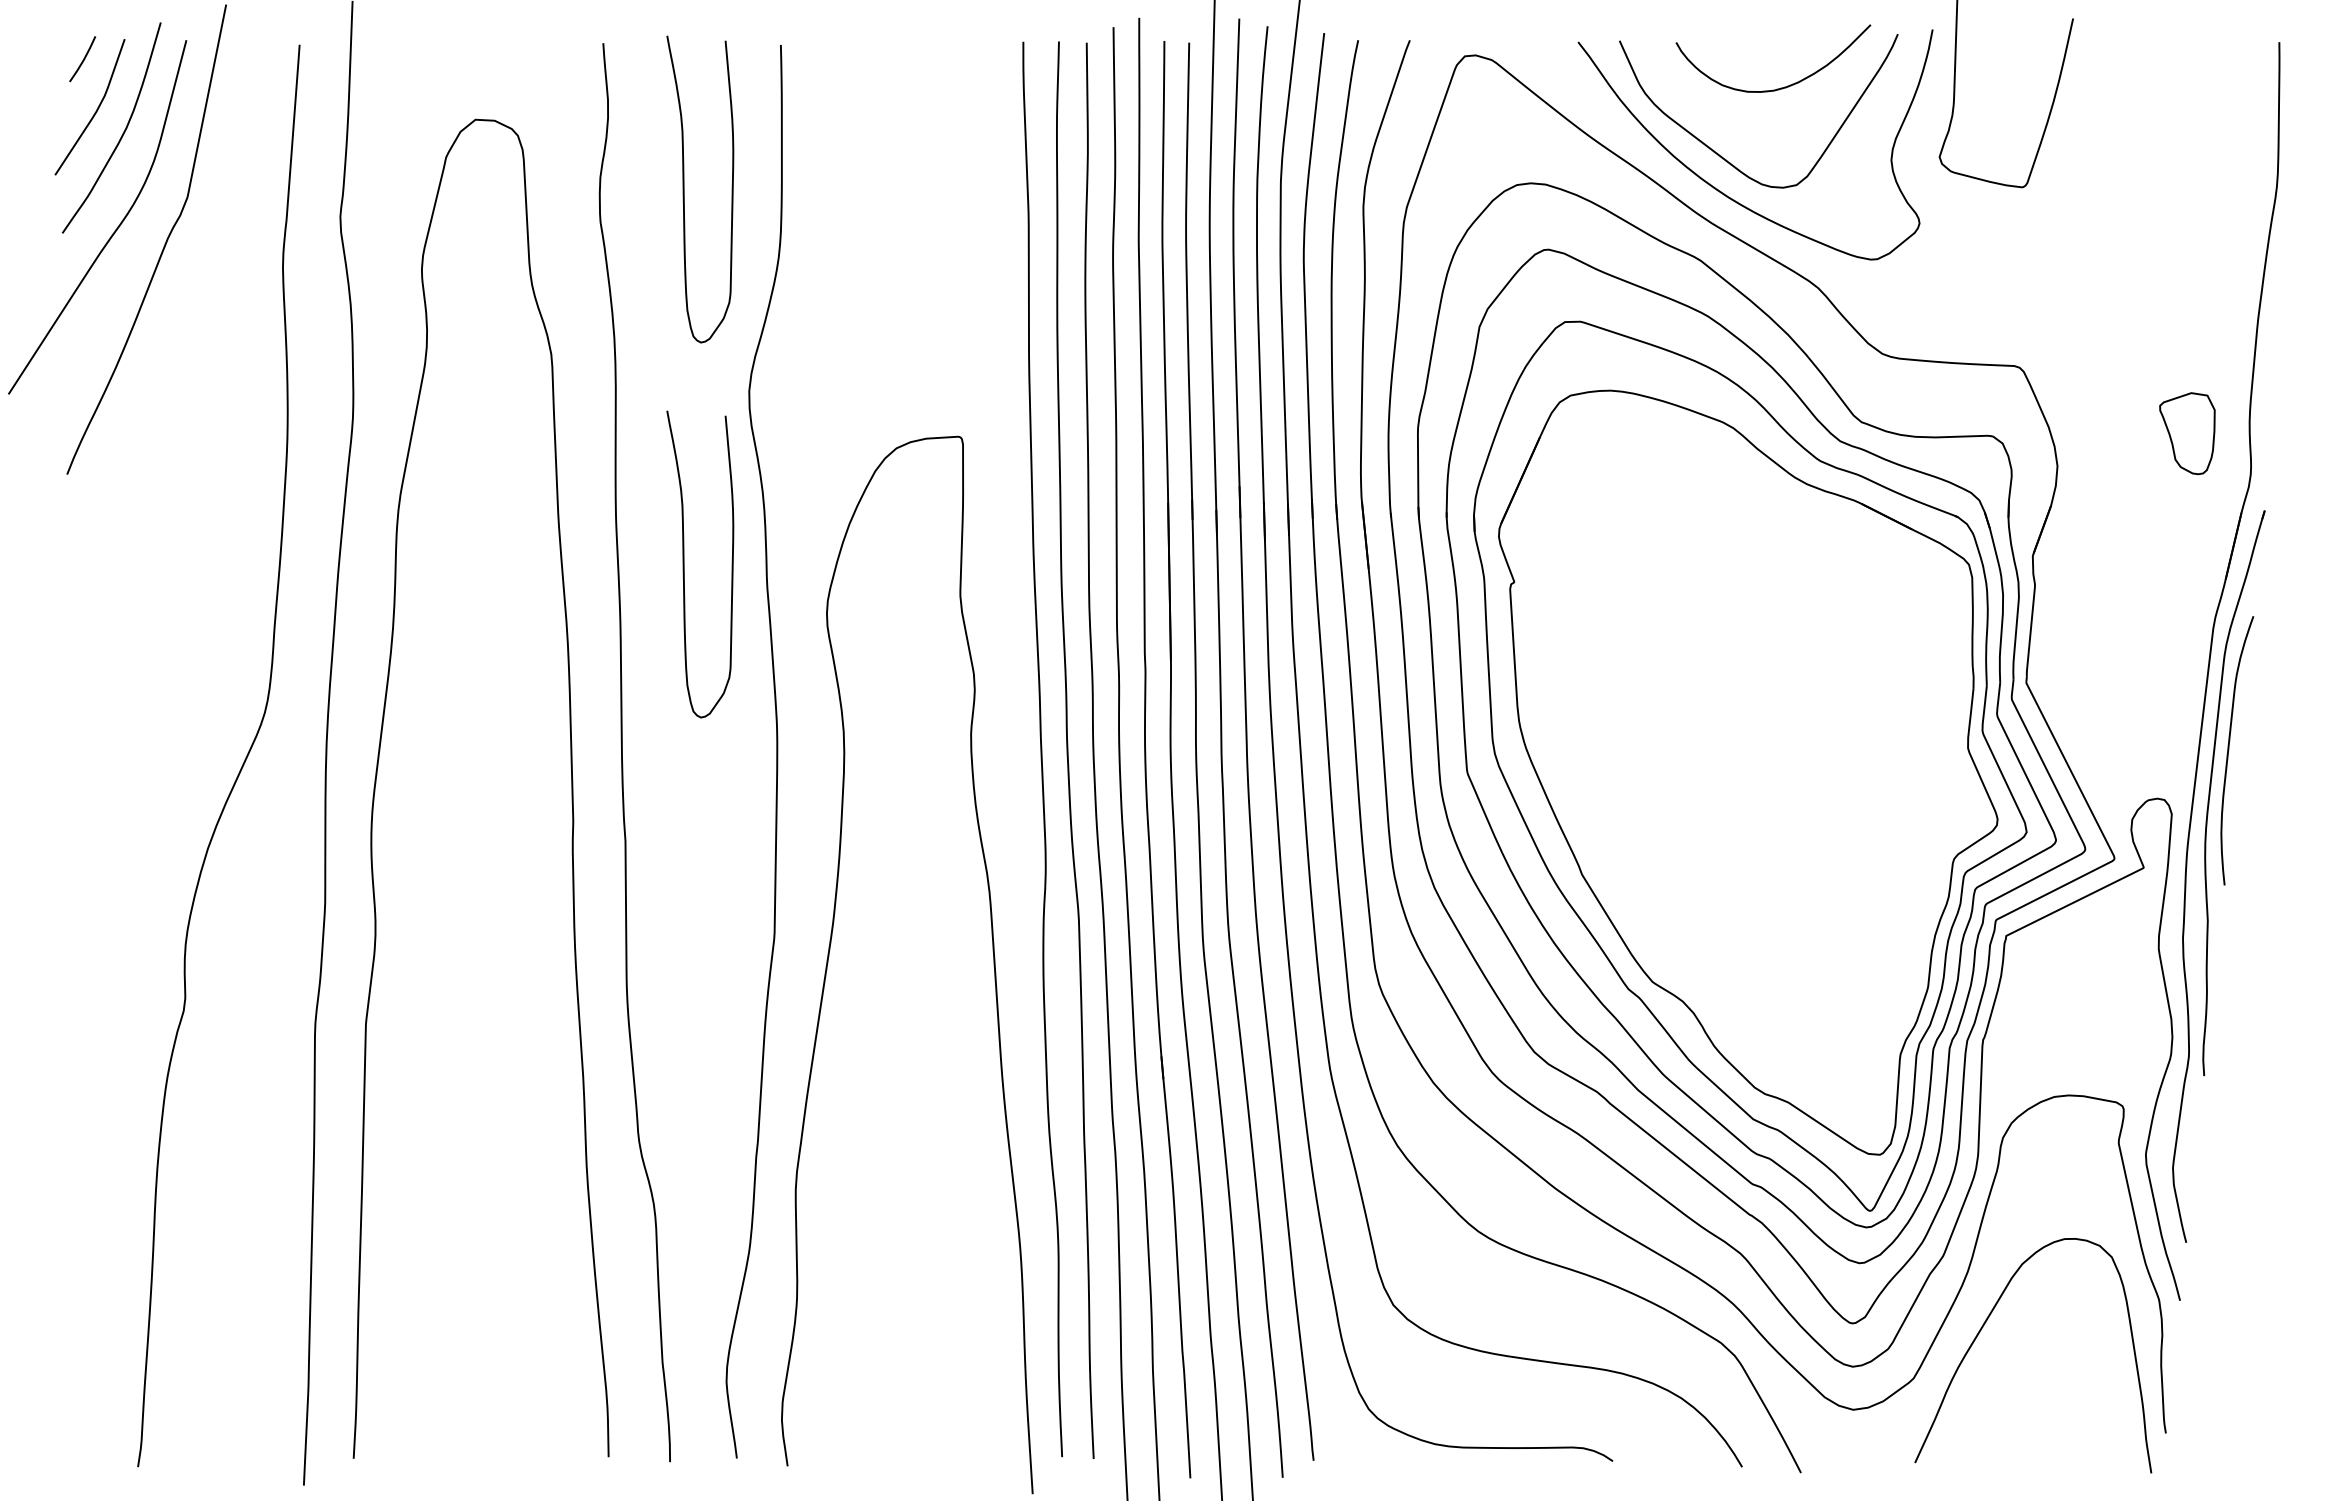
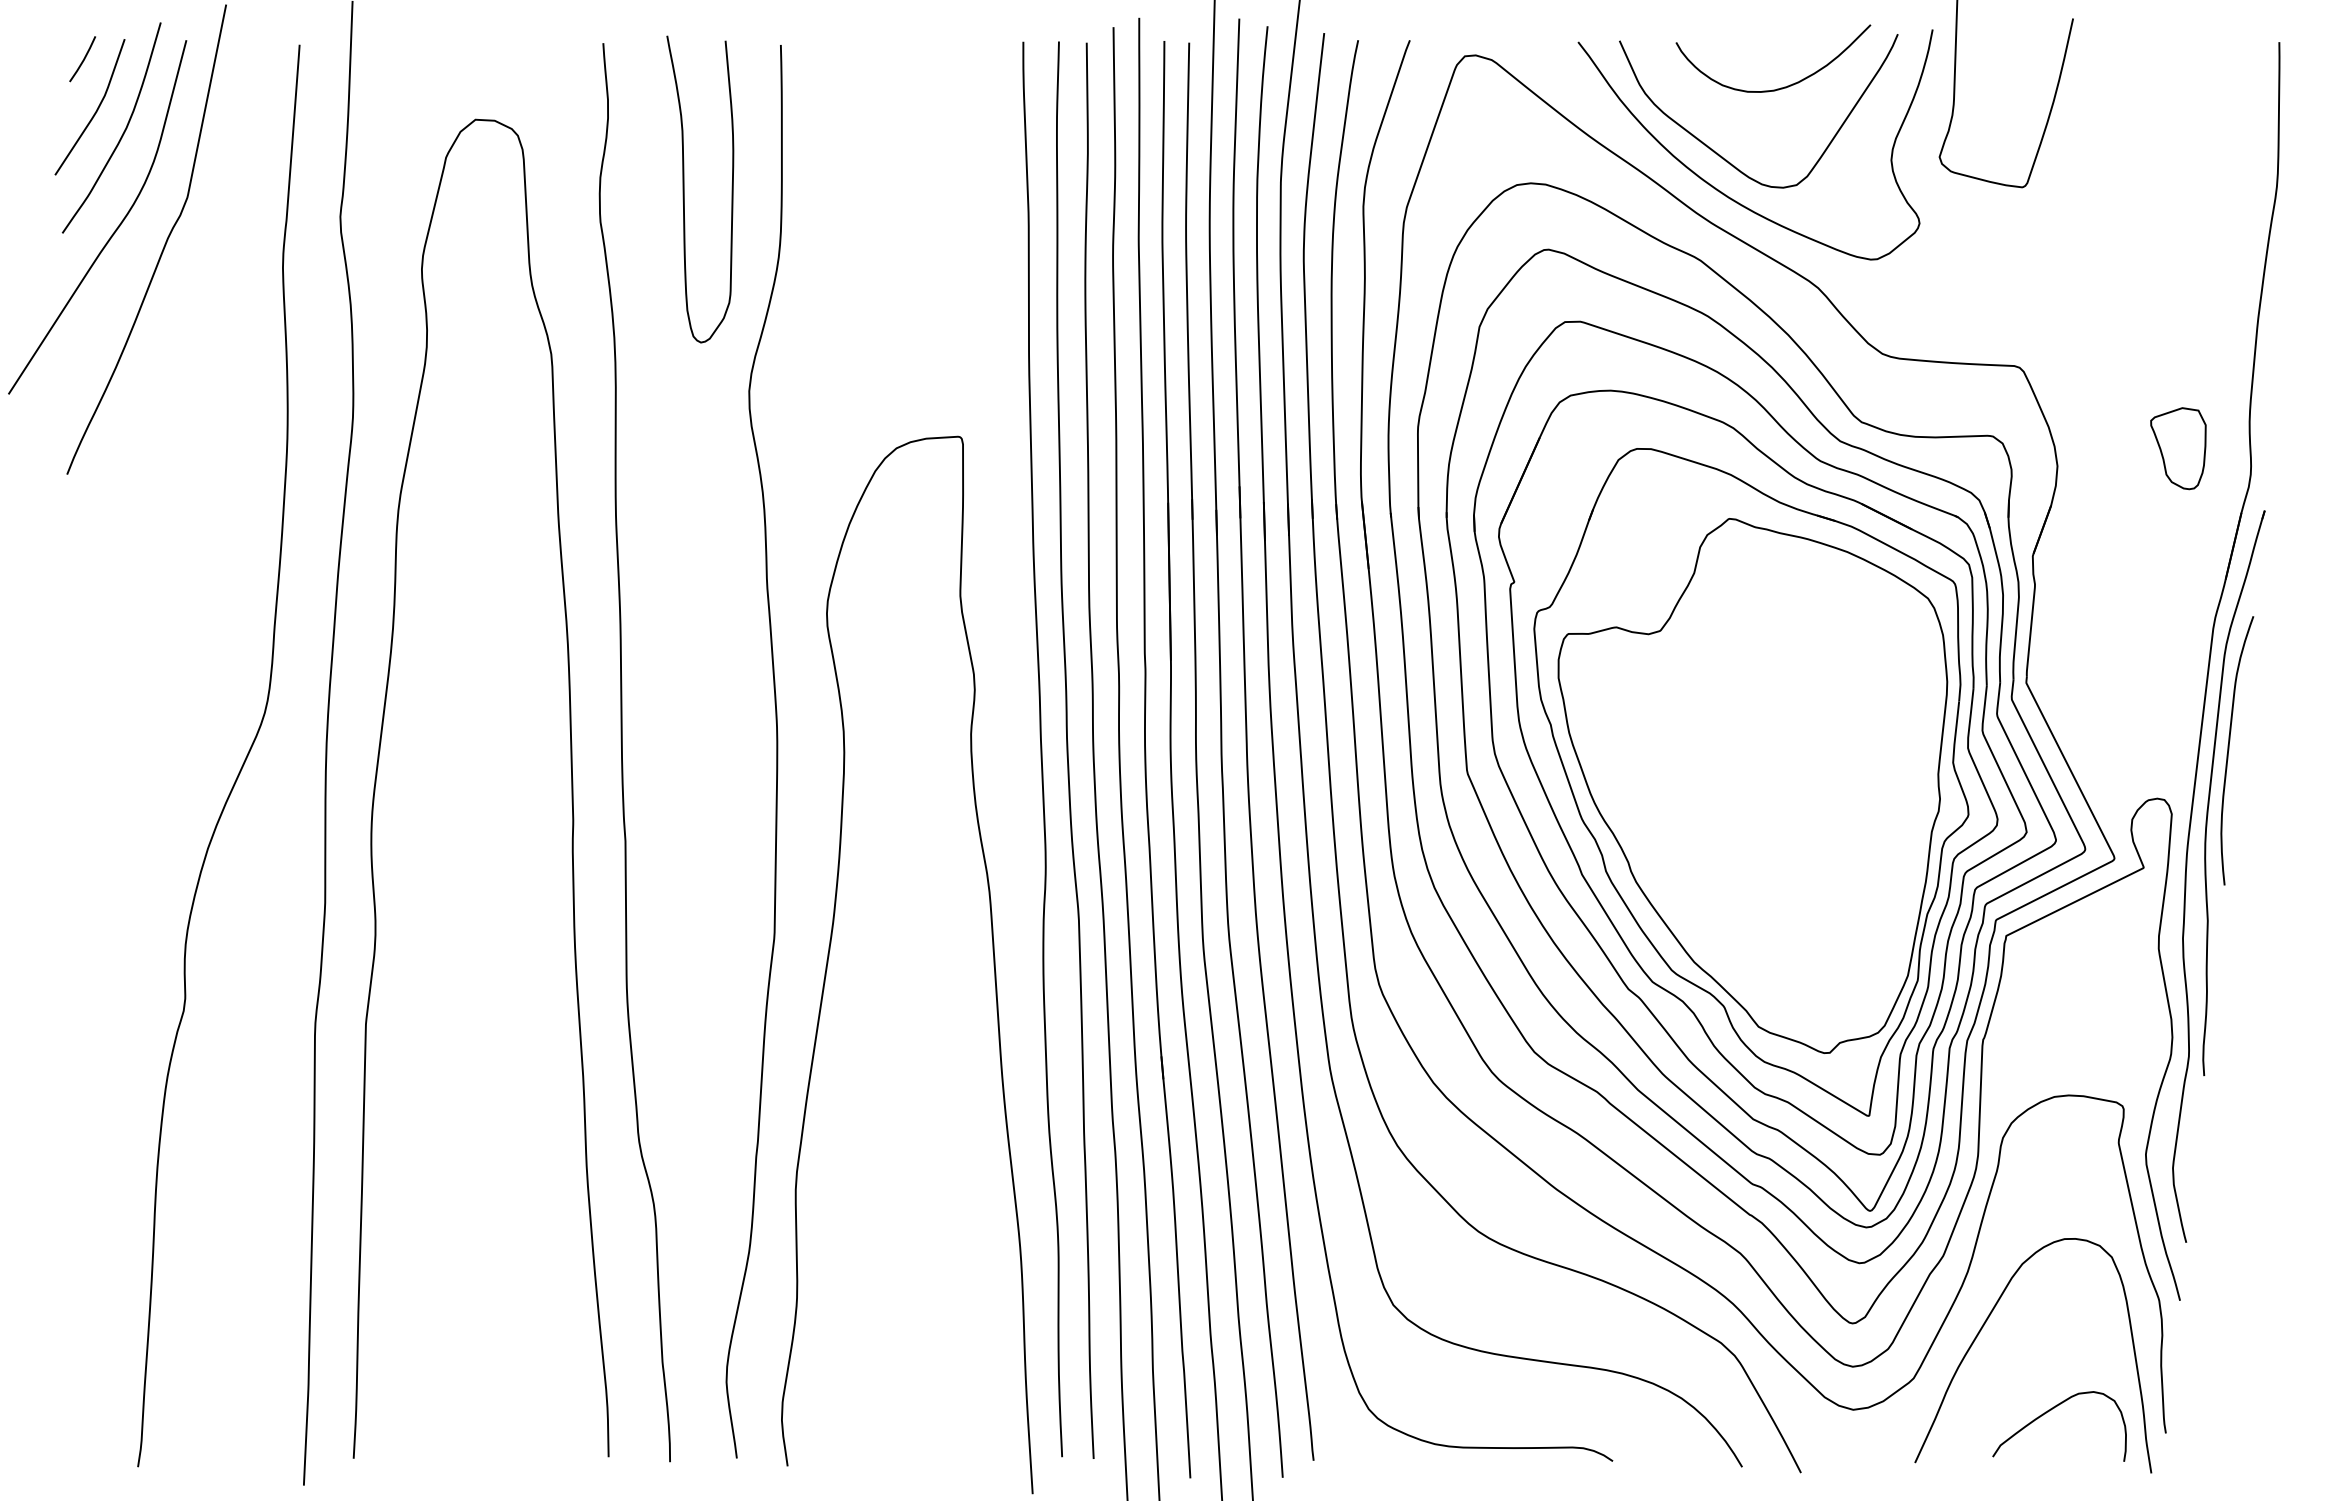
part position: (2187, 433) -> (2178, 448) (2178, 448)
curve: present -> none (684, 564)
part: none -> present (1751, 782)
curve: none -> present (2048, 1412)
